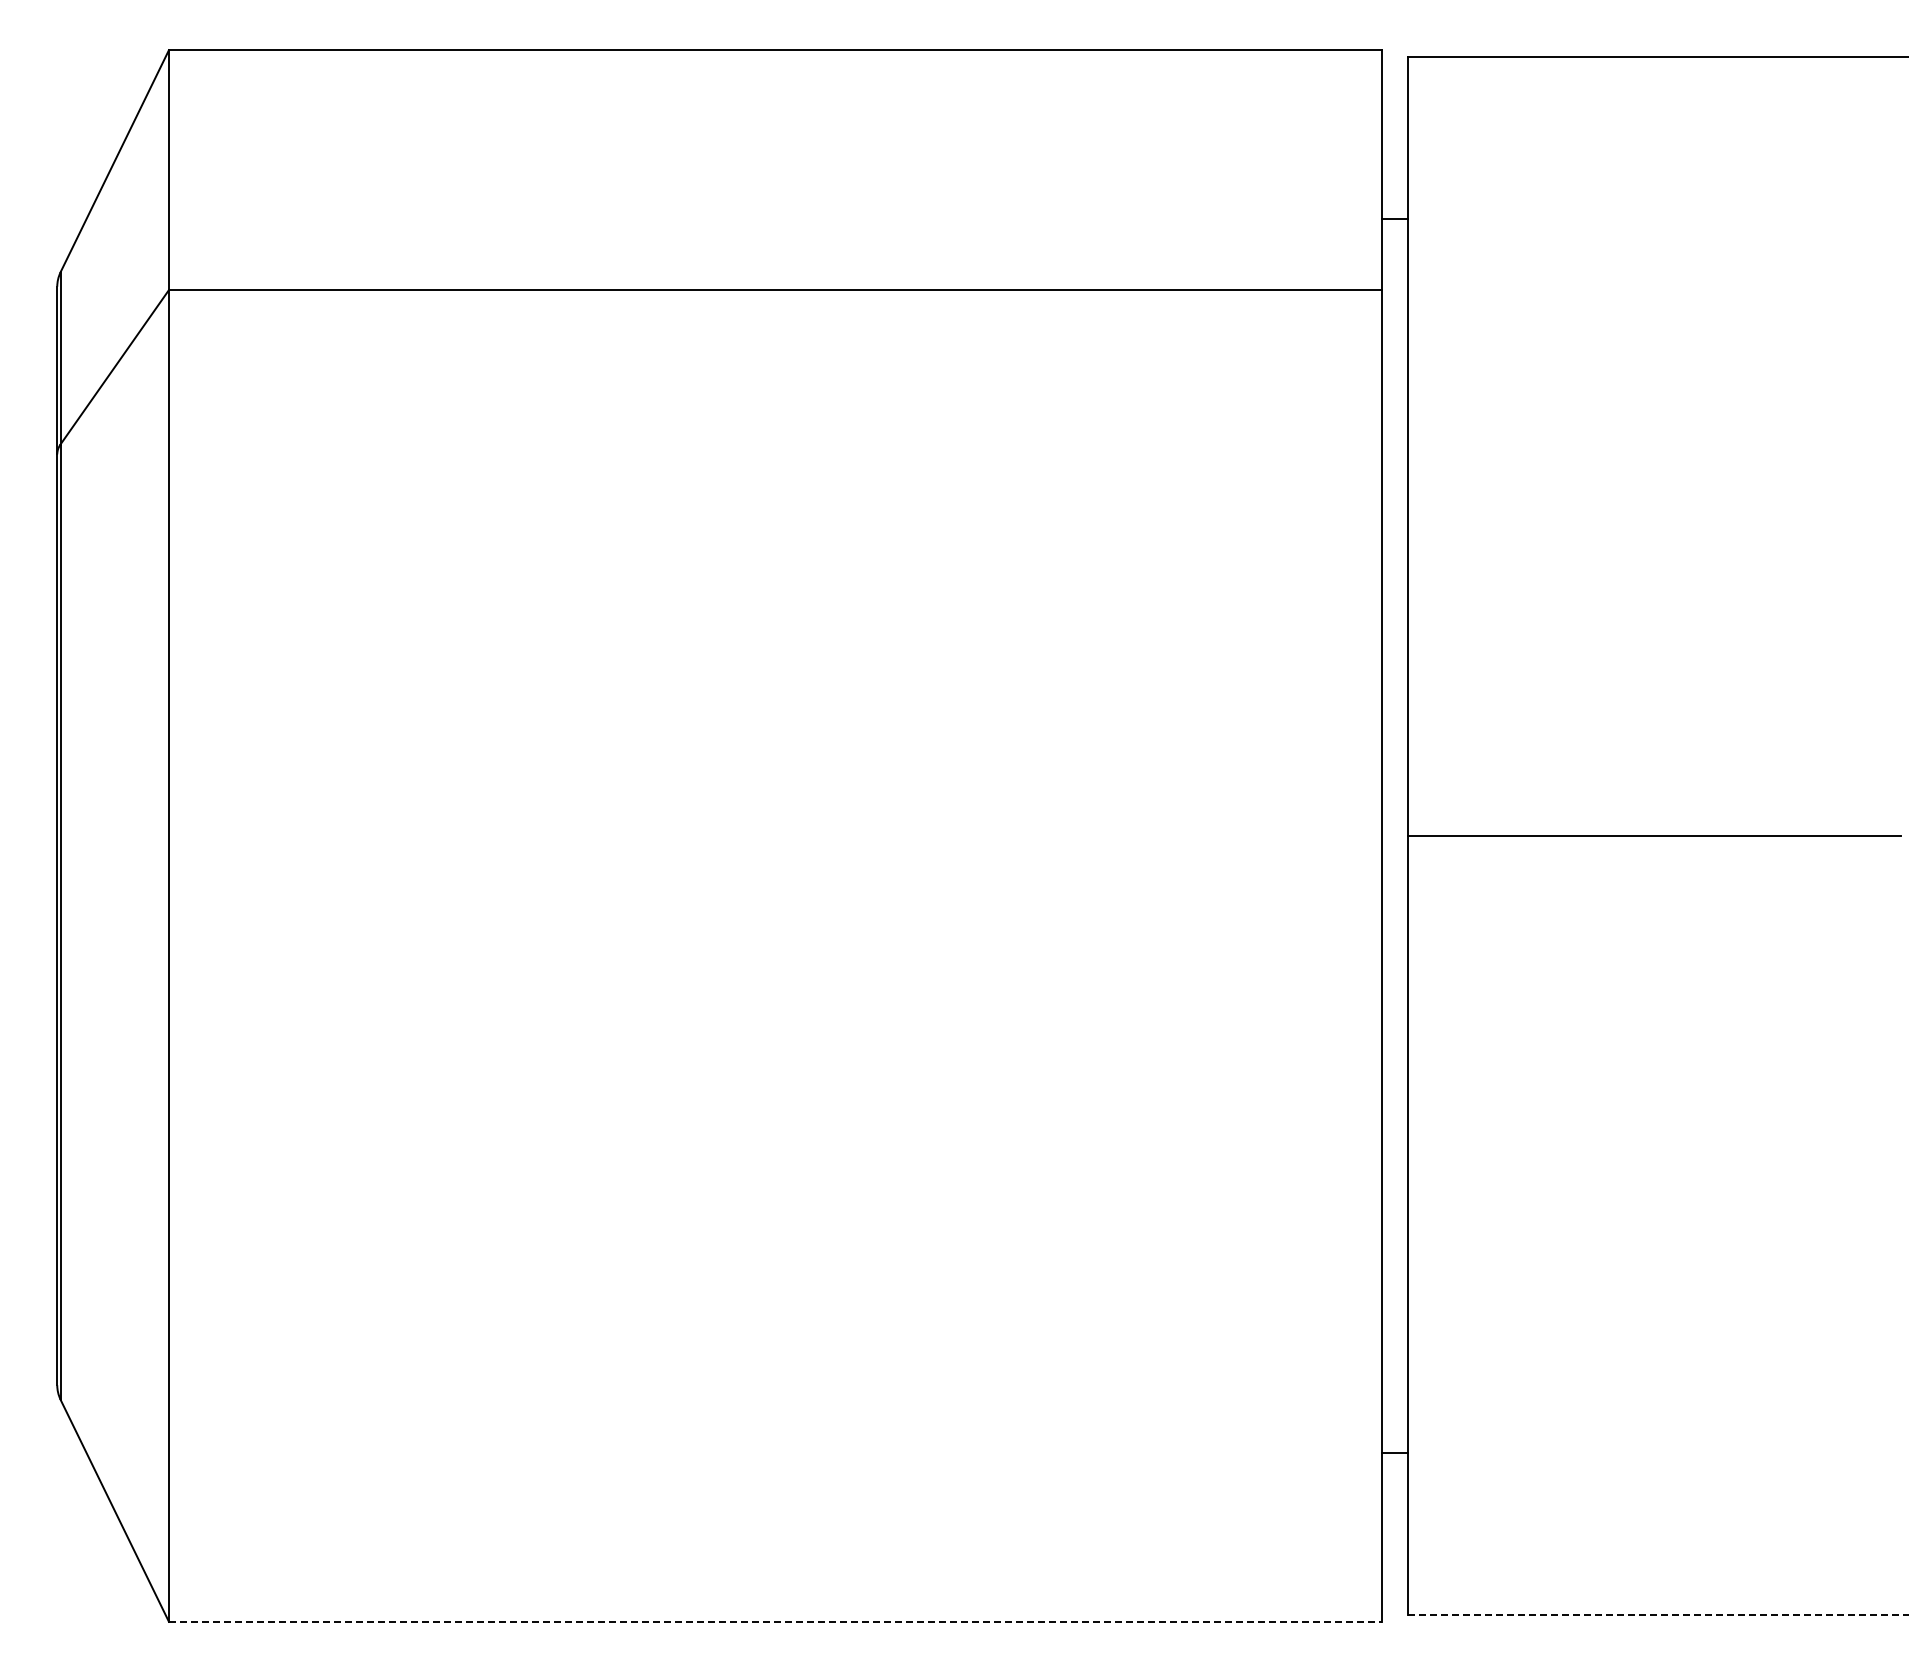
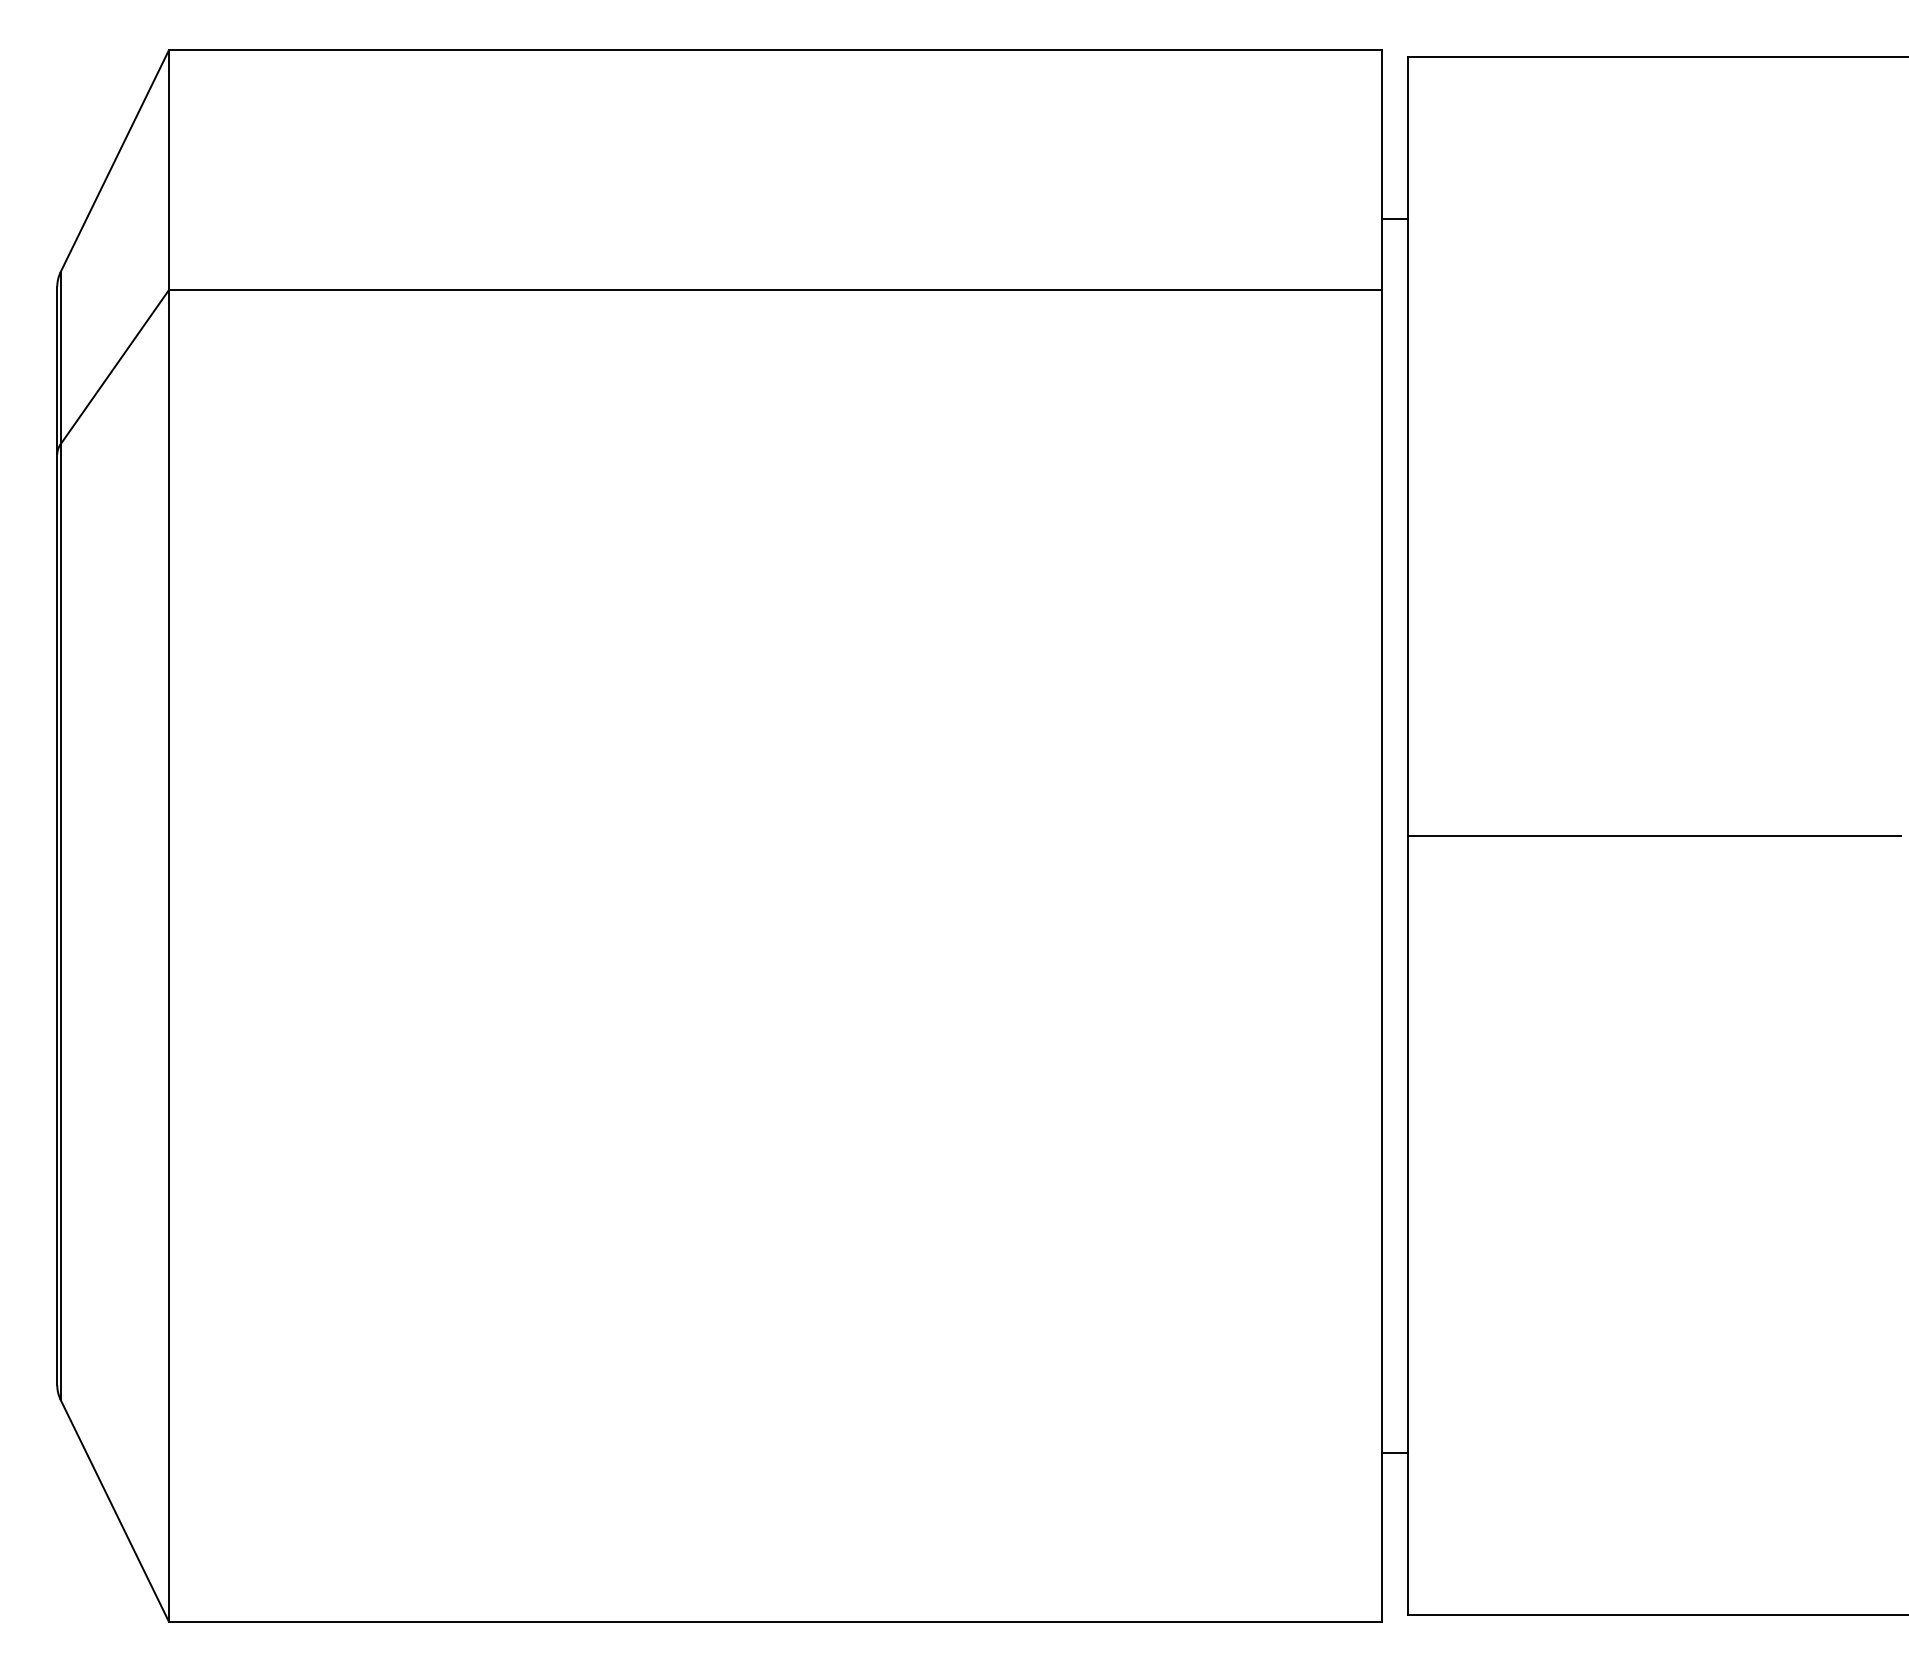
line: dashed -> solid (1658, 1615)
line: dashed -> solid (775, 1621)
